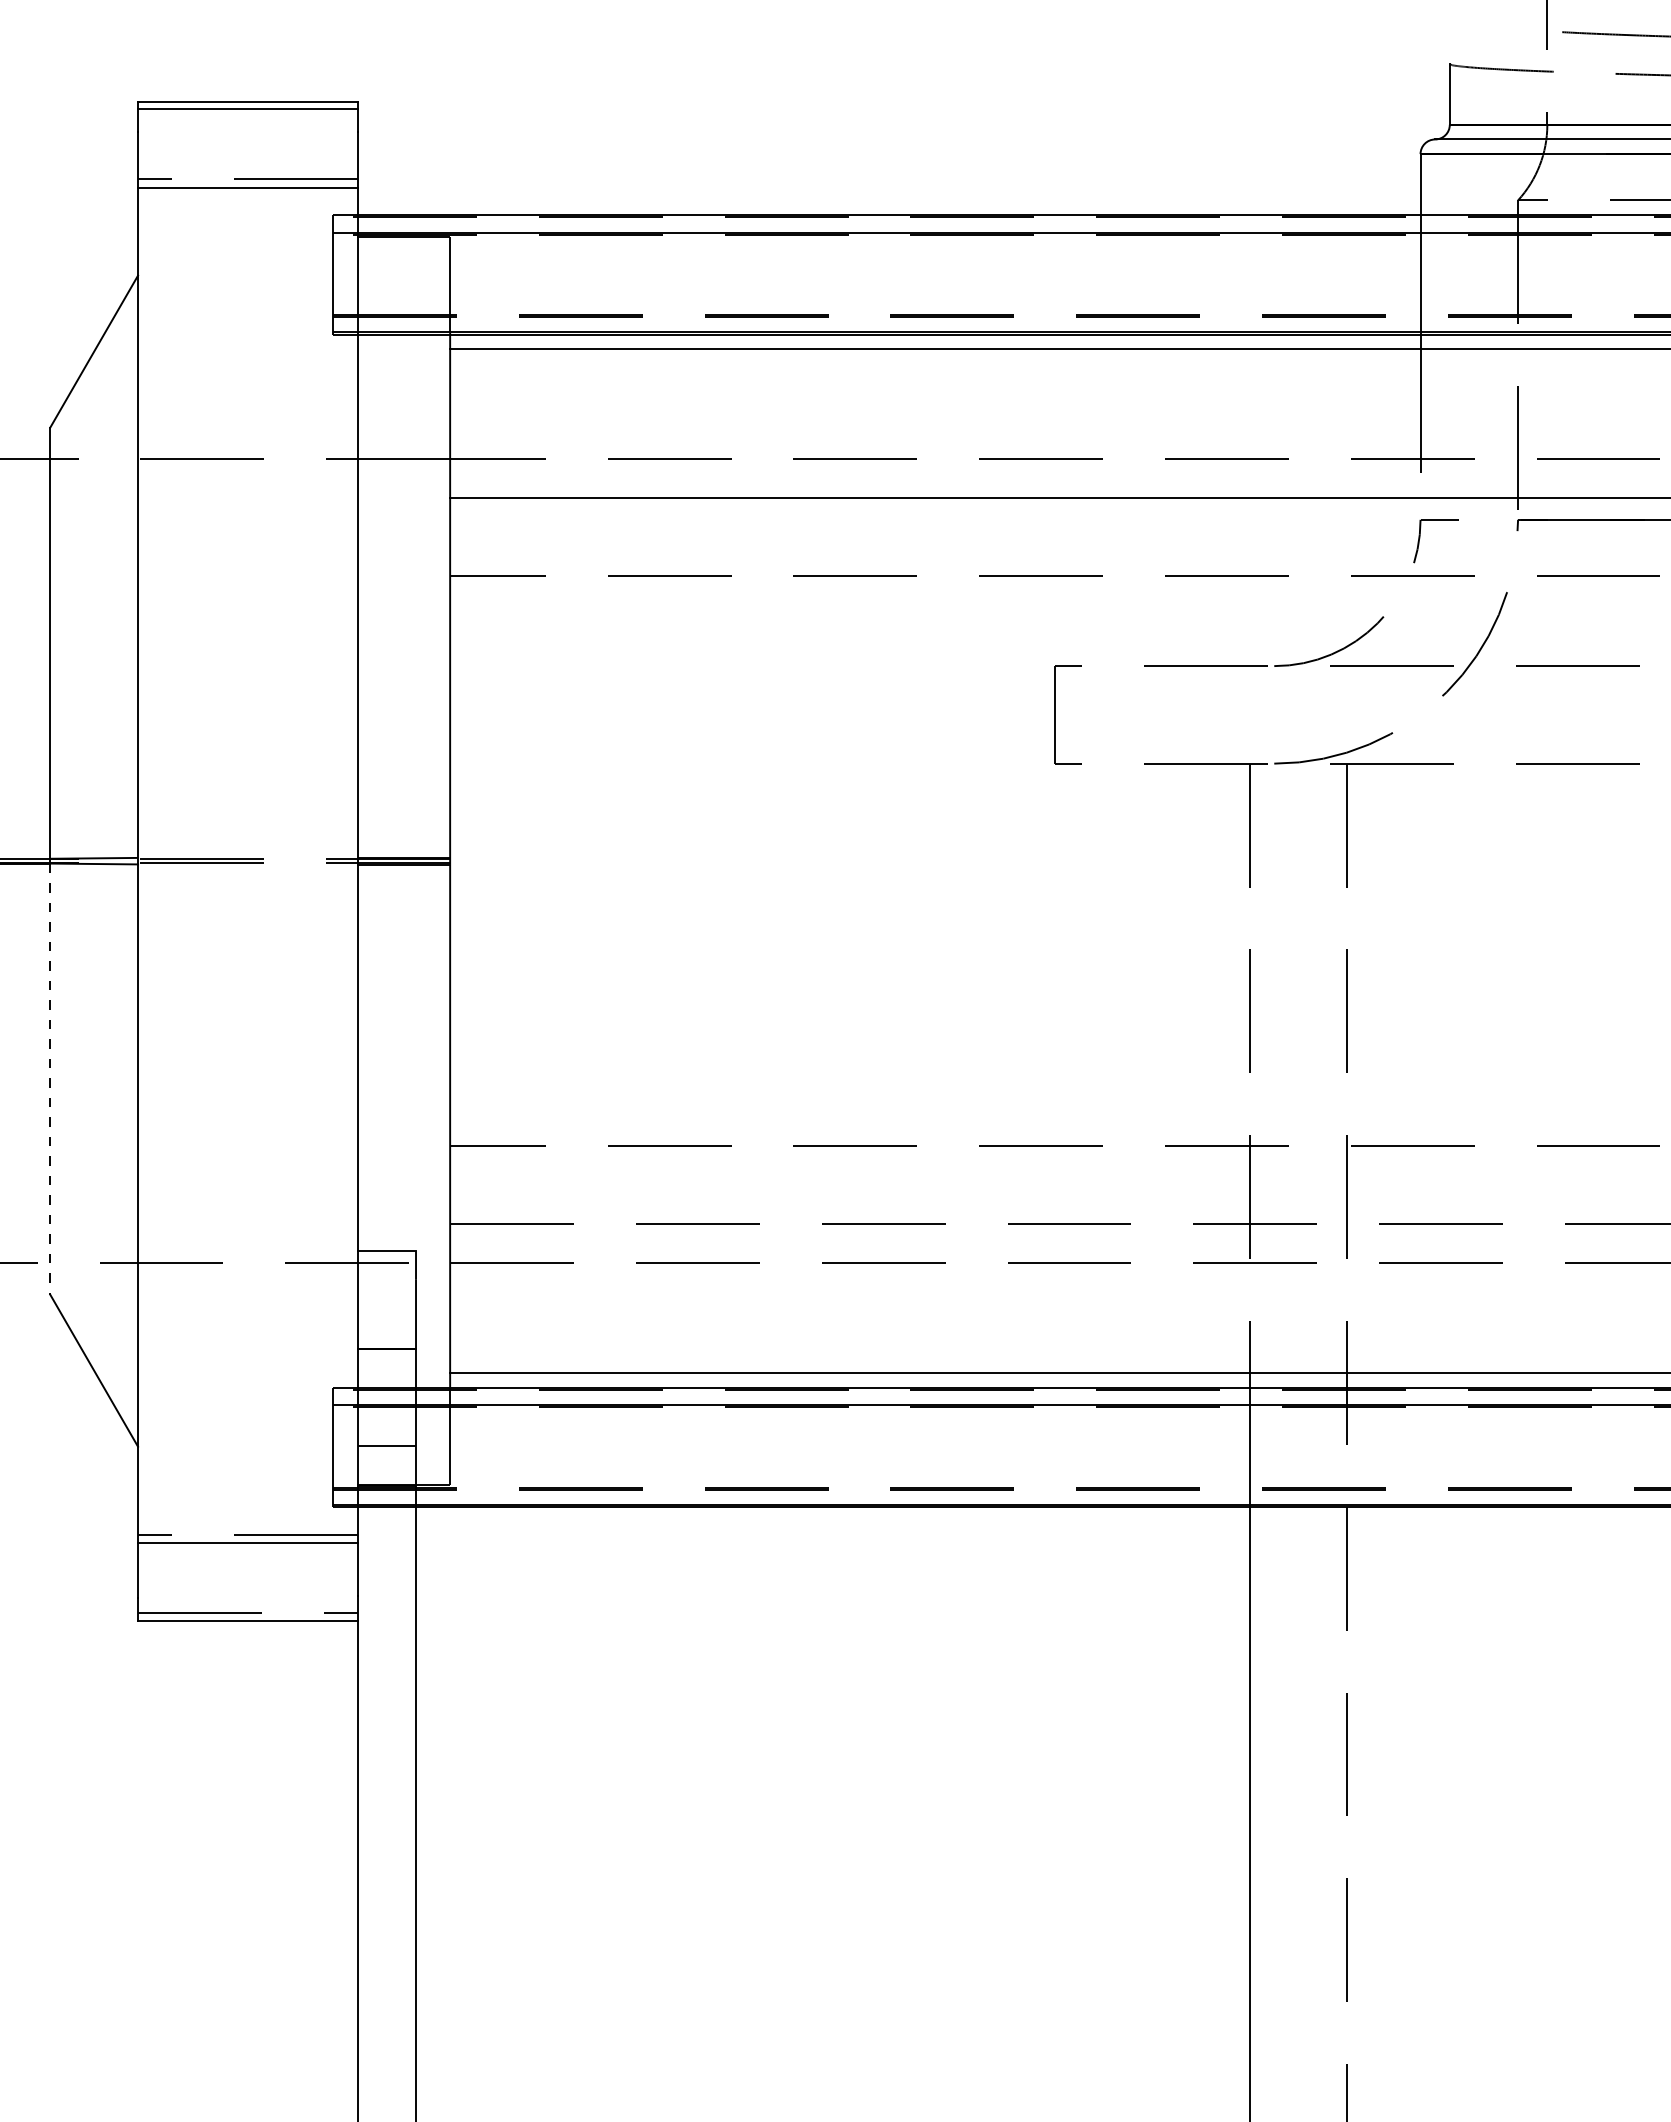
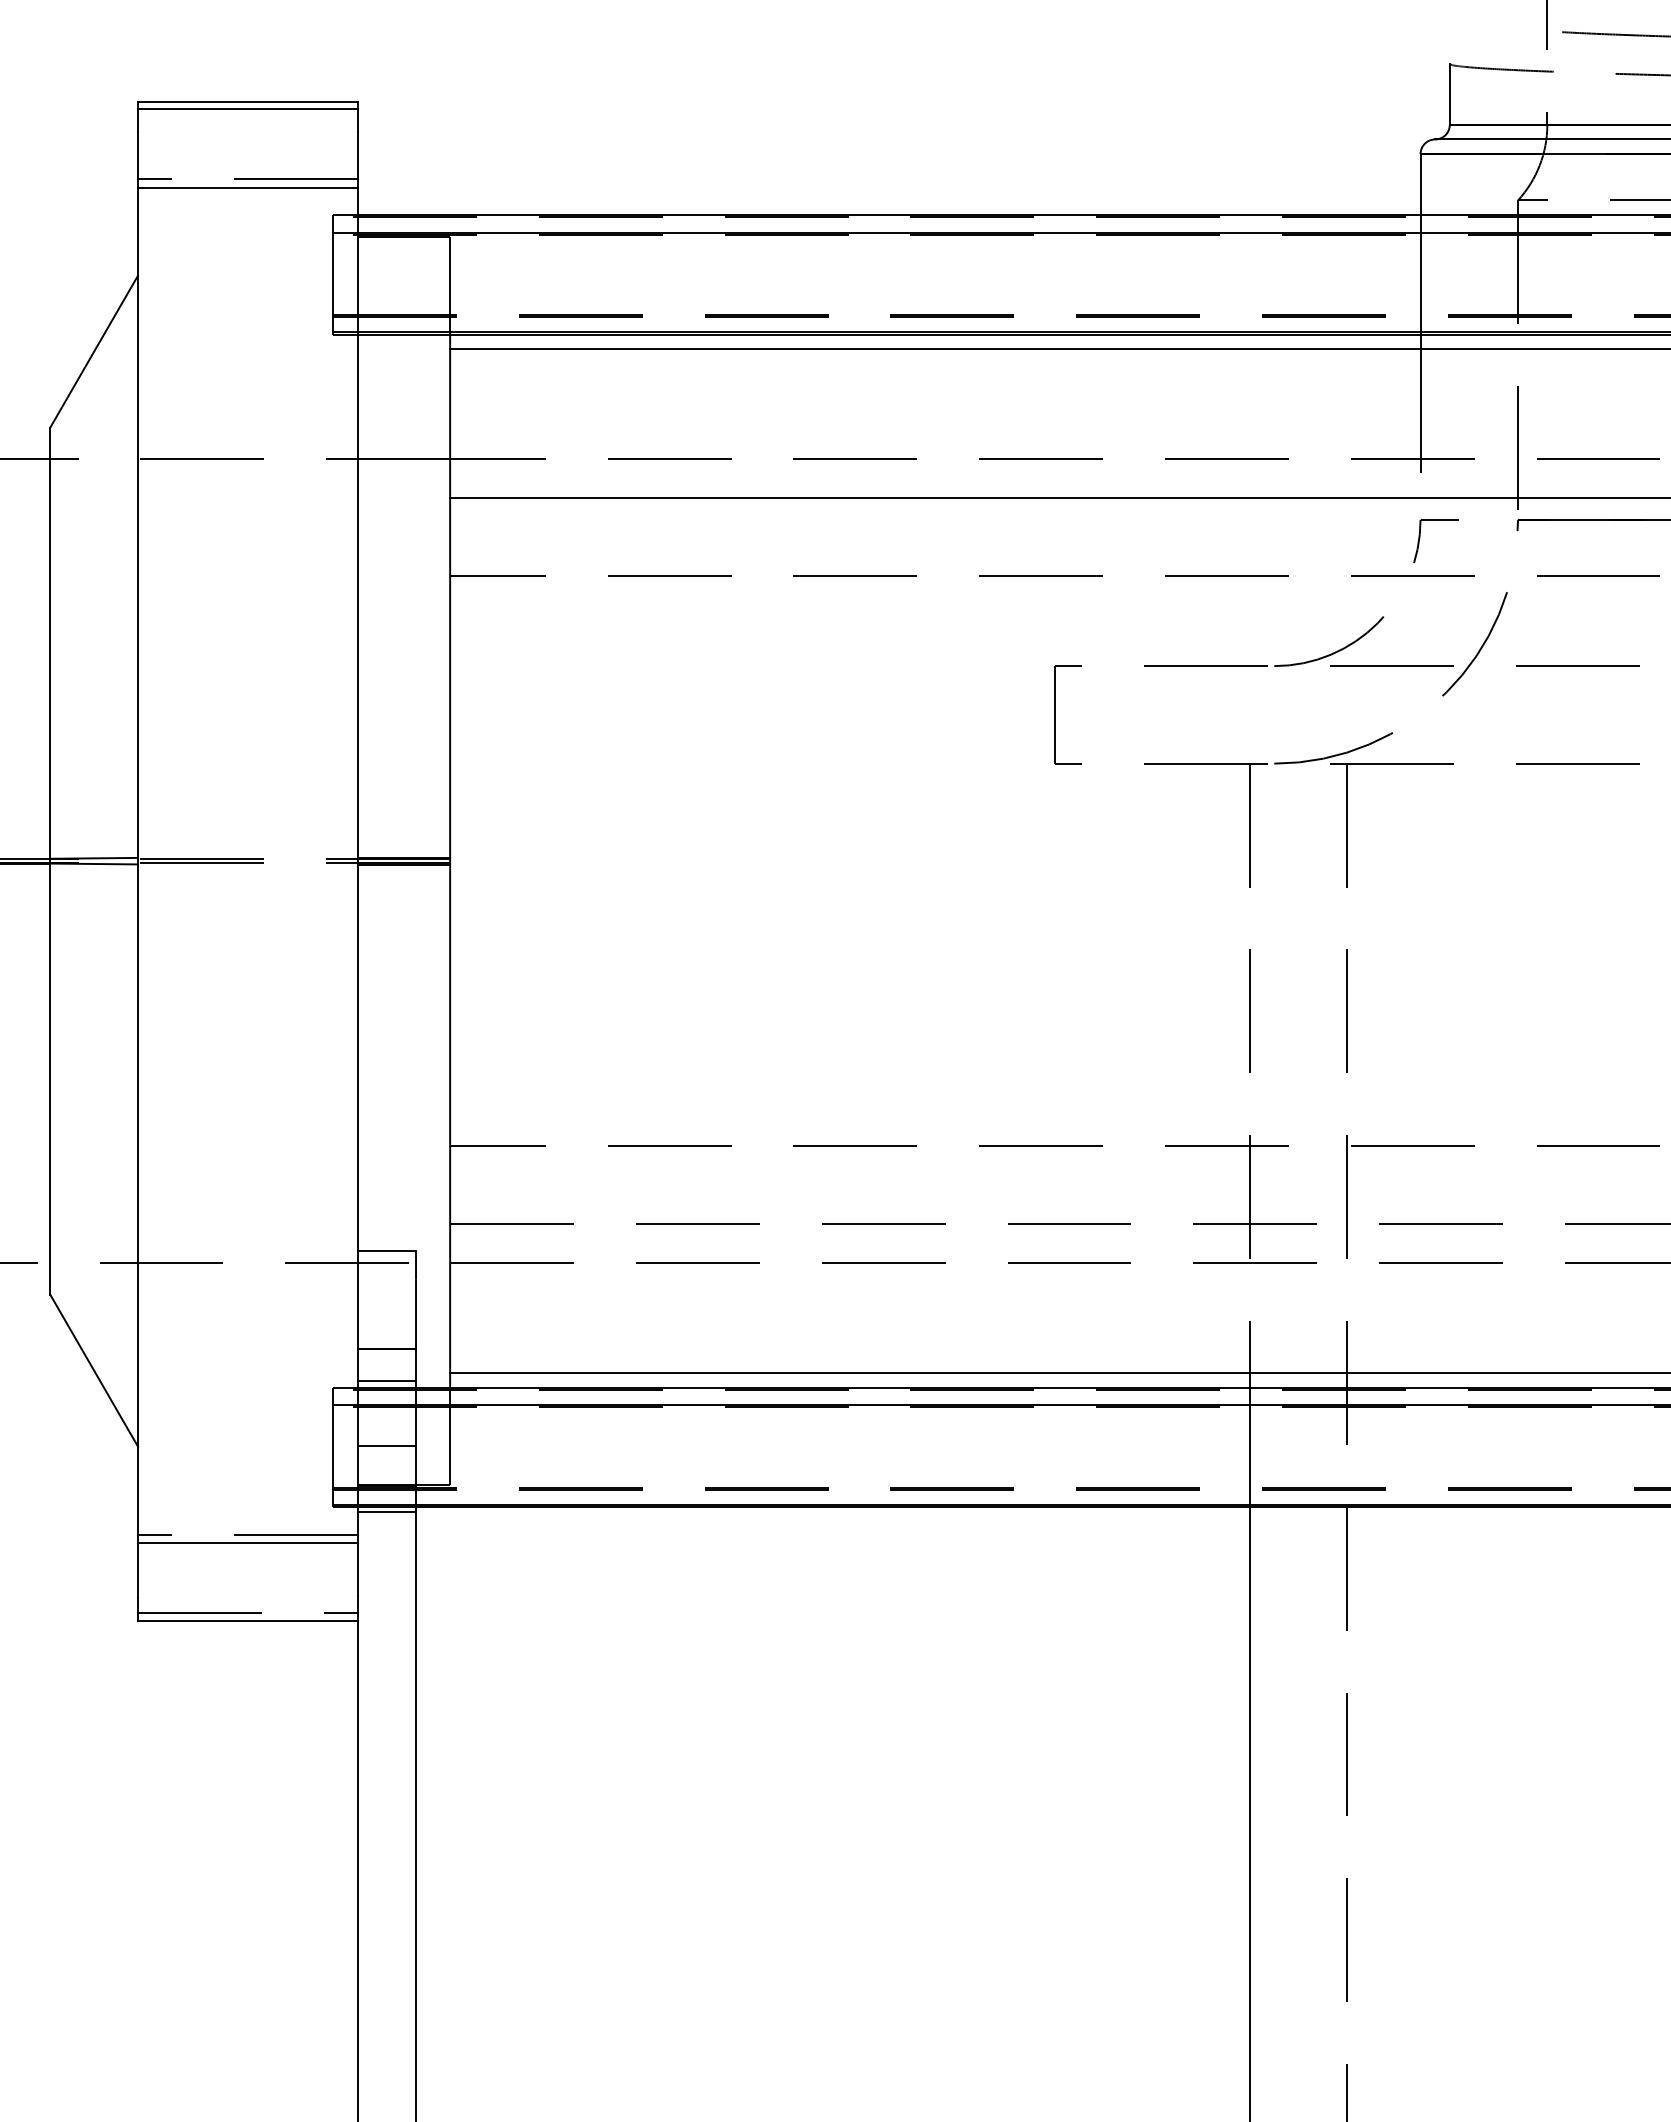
line: dashed -> solid (50, 1079)
line: none -> present (386, 1380)
line: none -> present (386, 1512)
